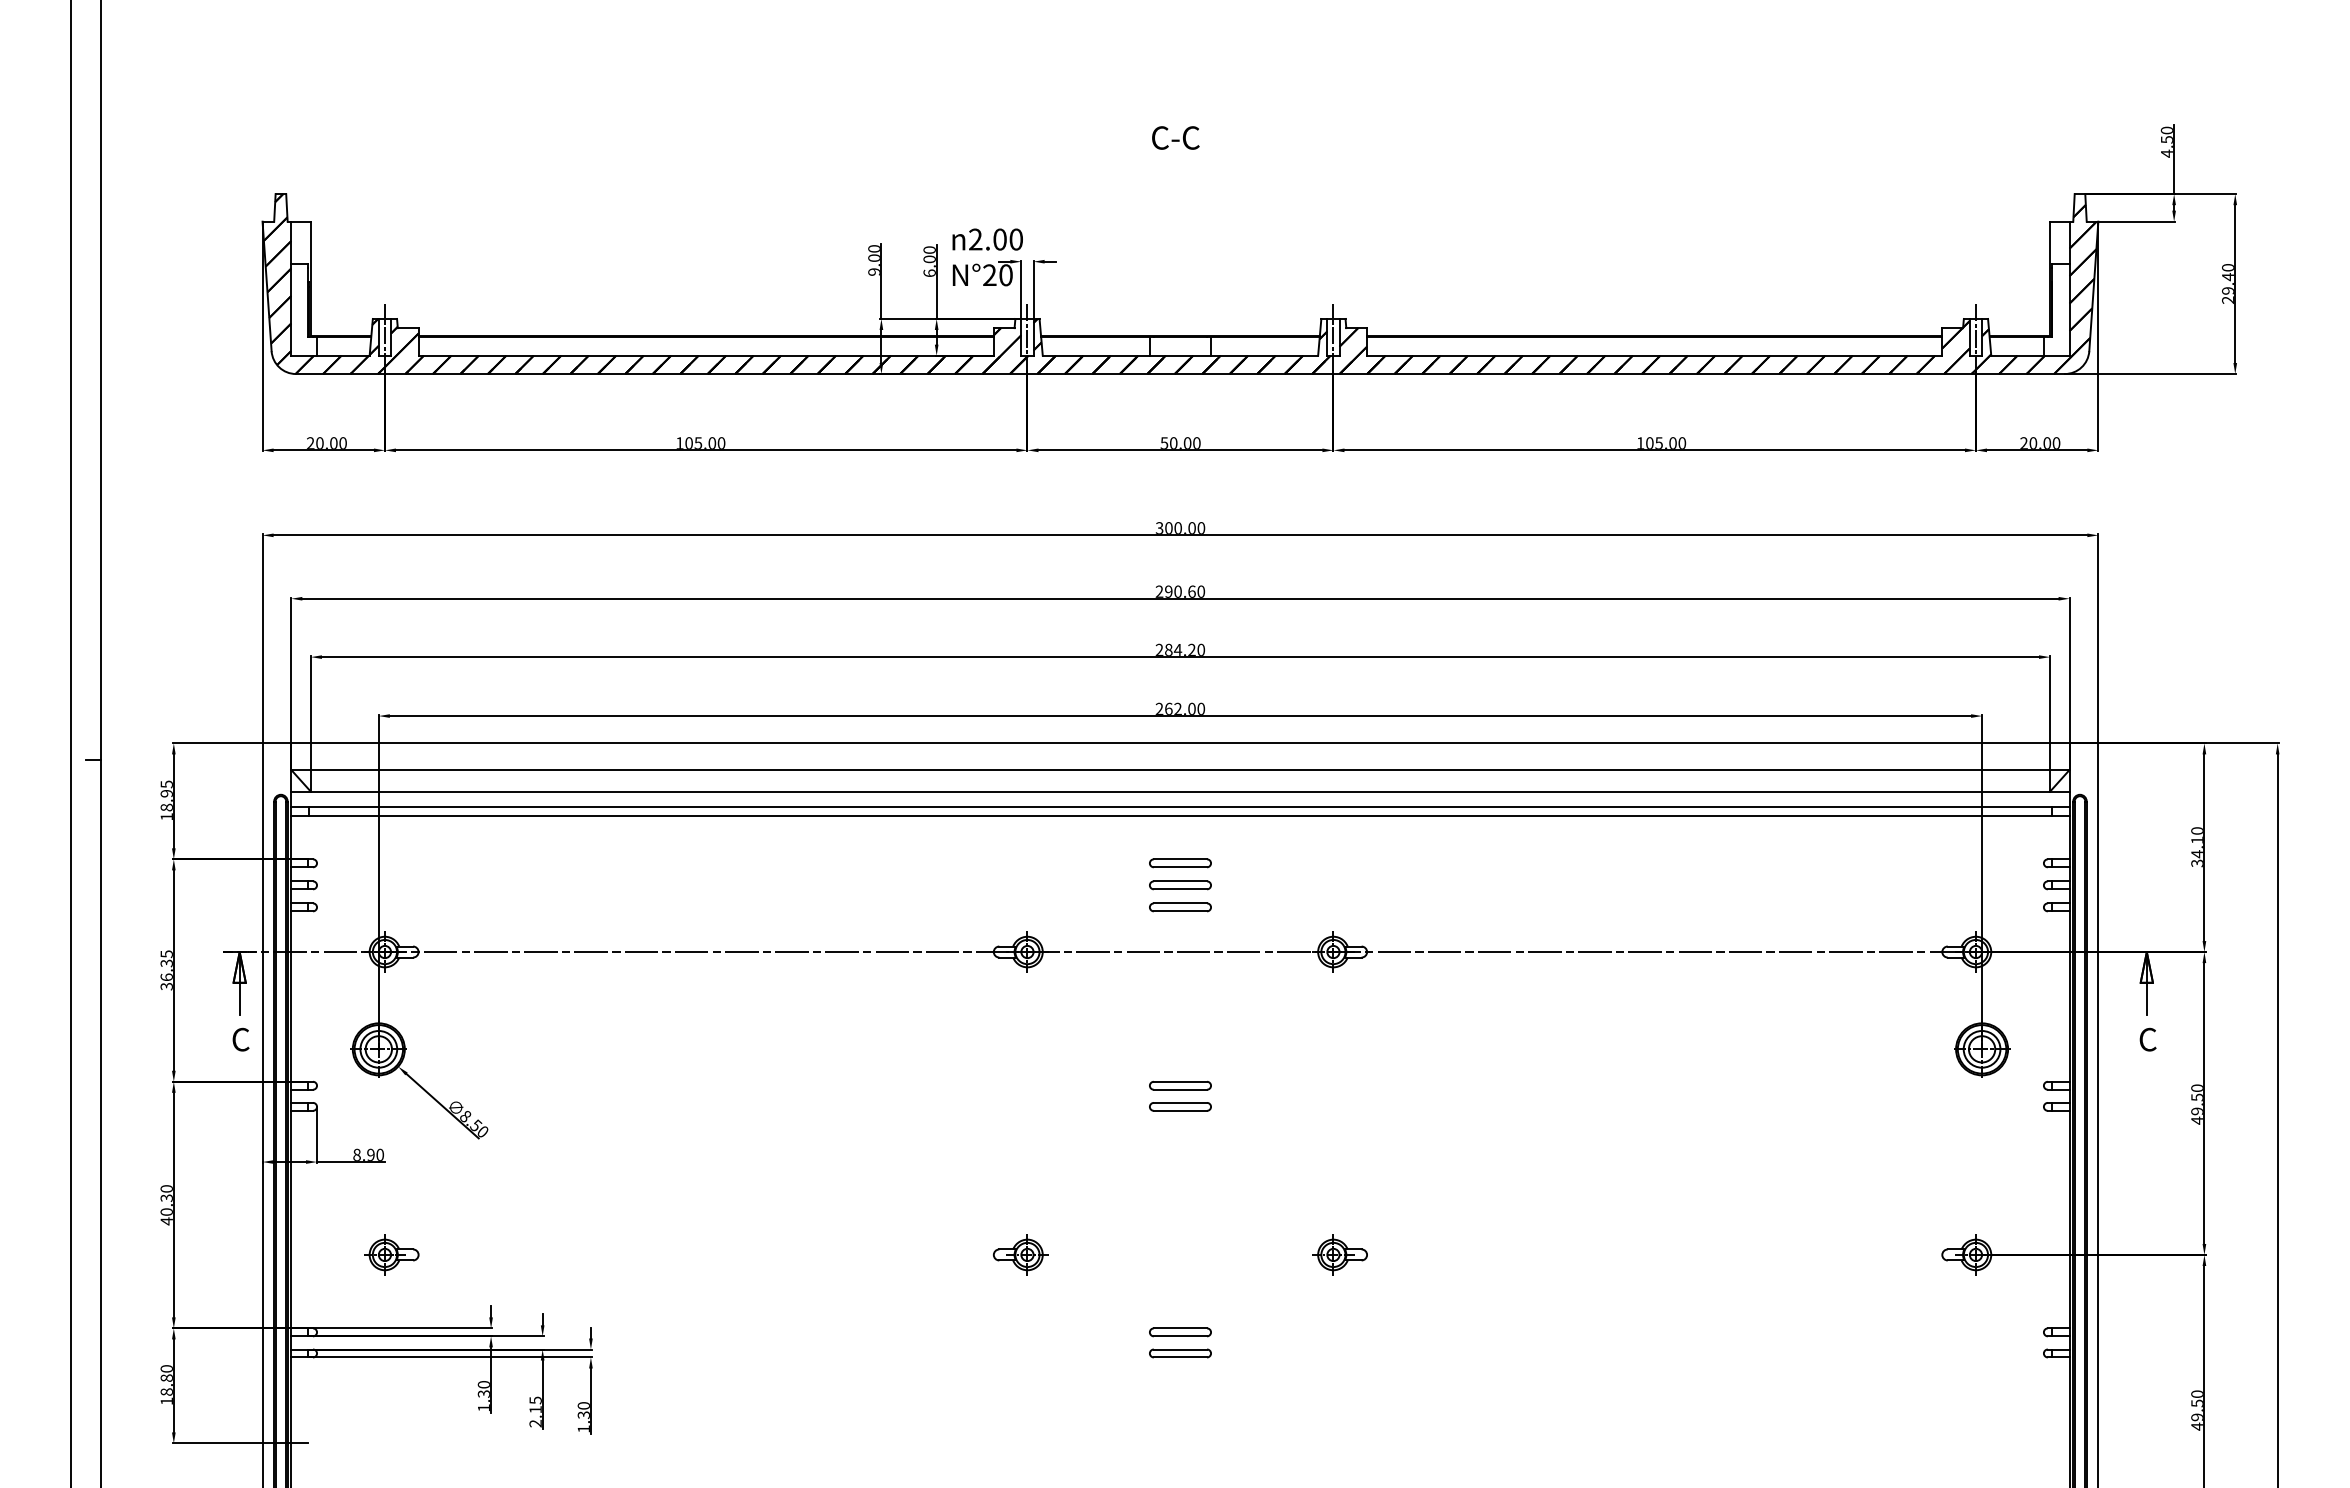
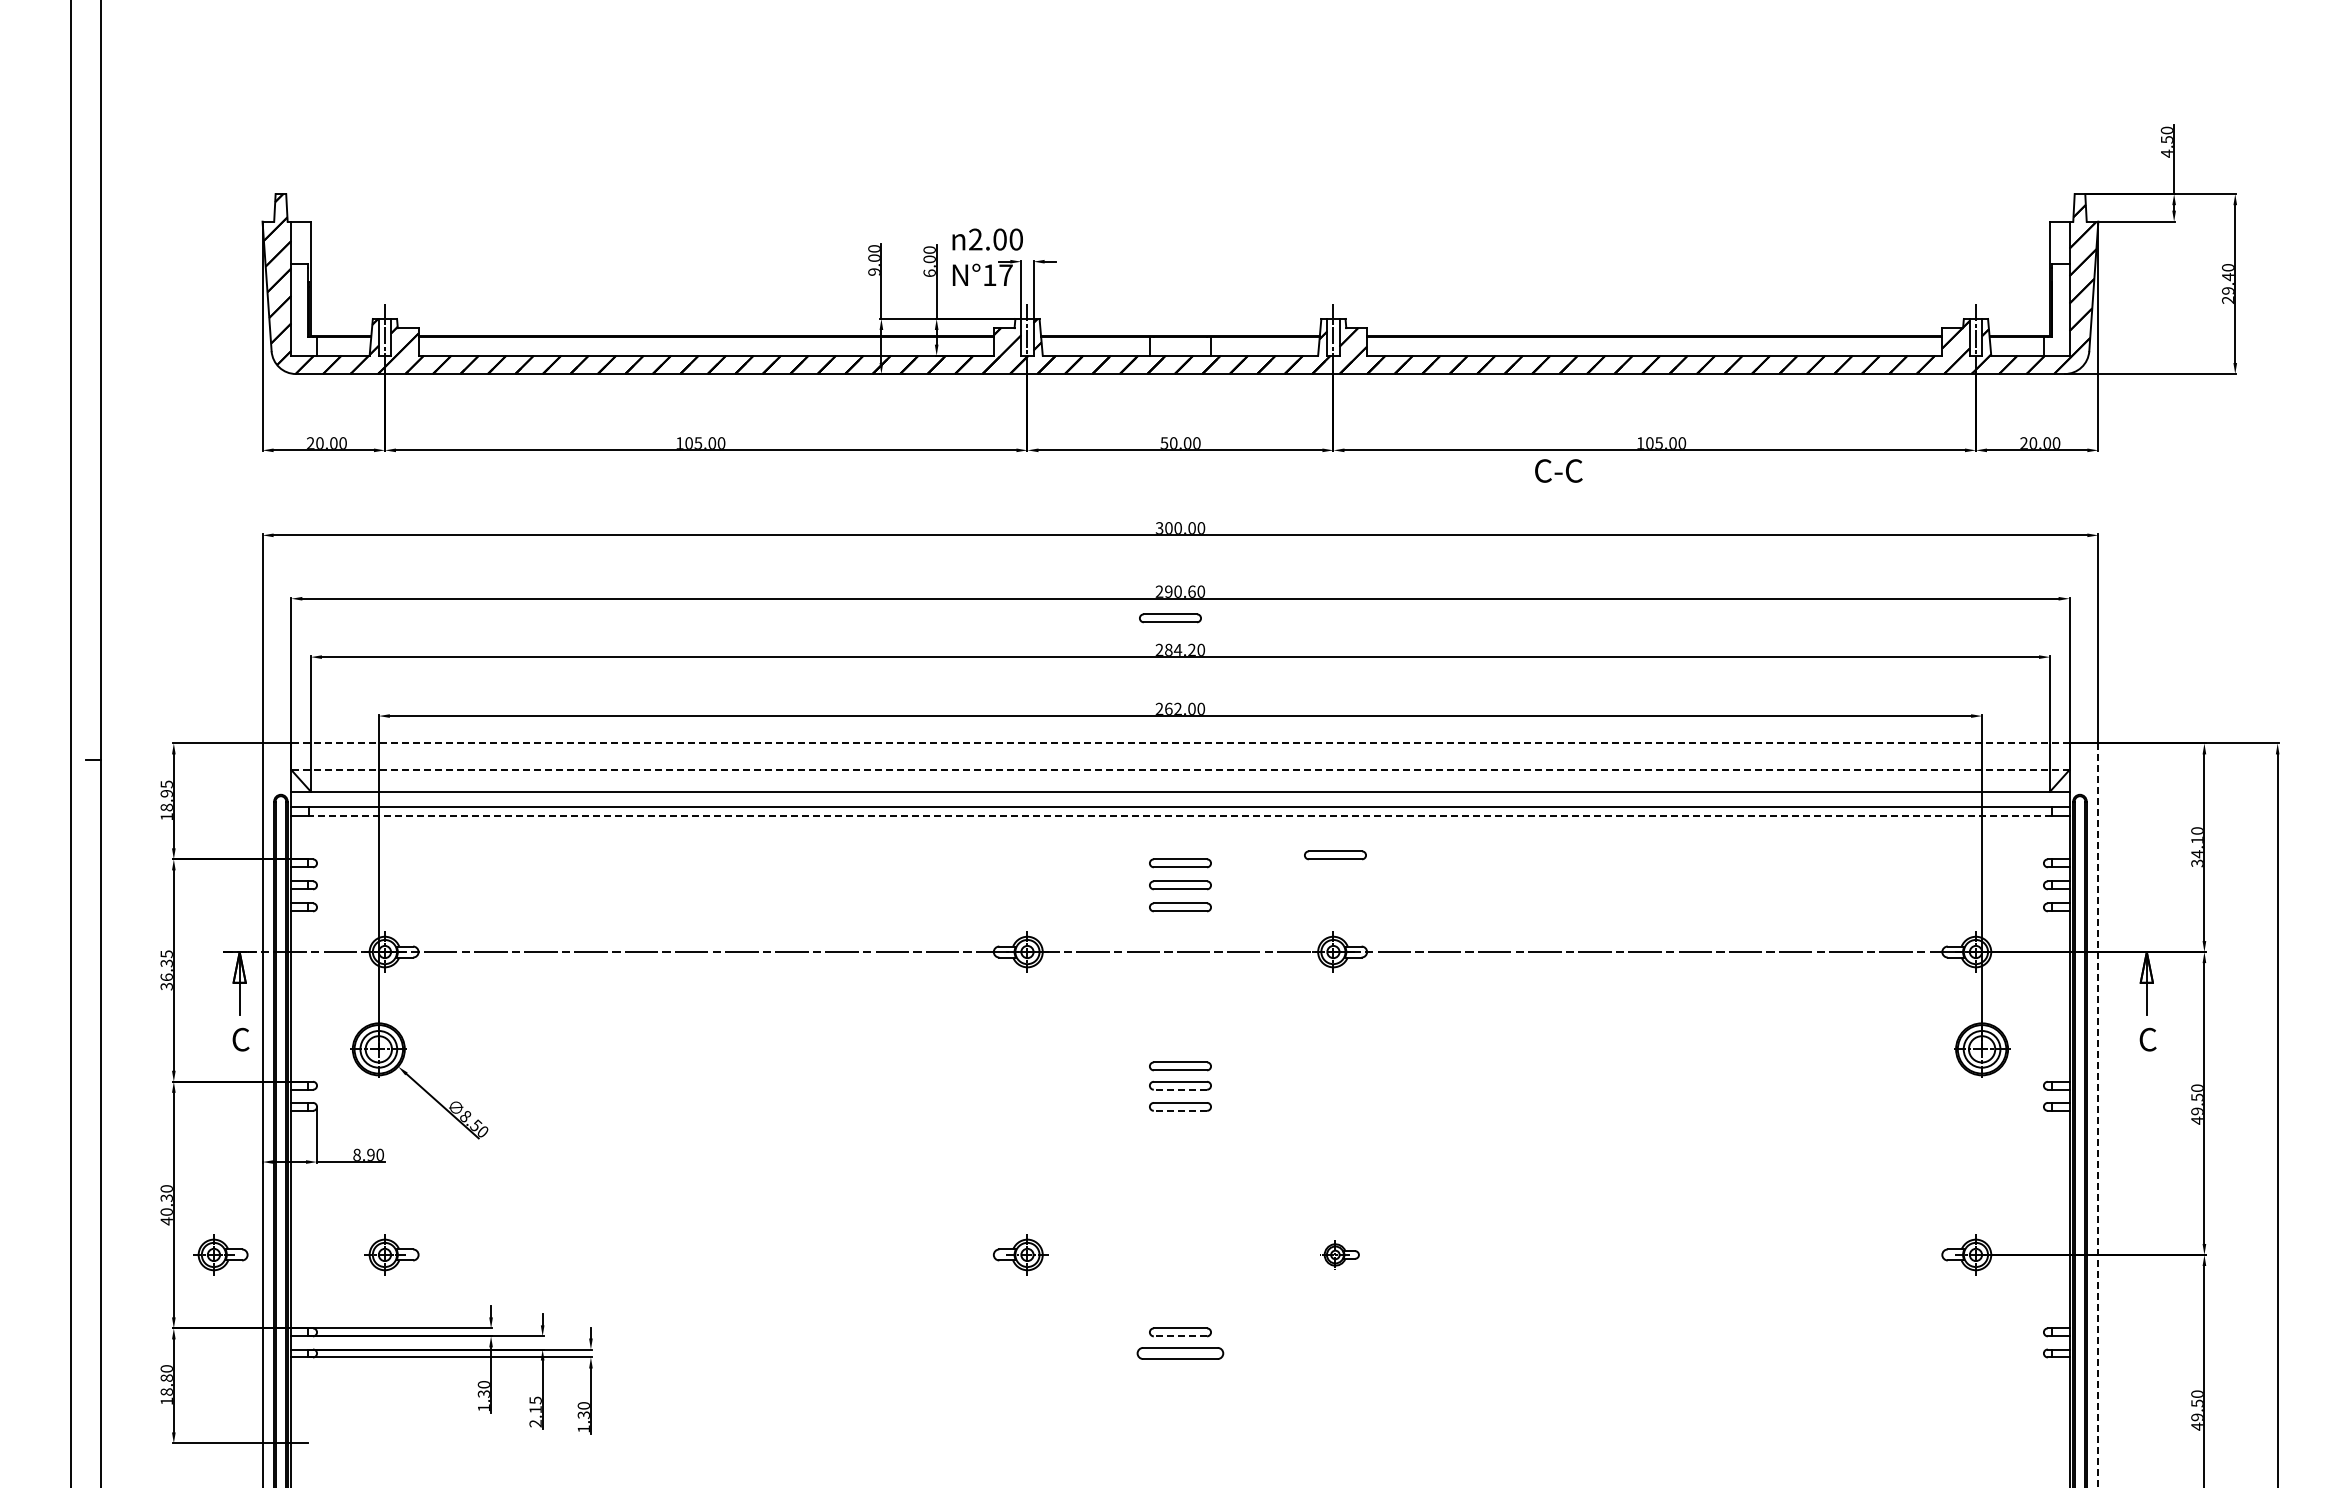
text position: (1175, 137) -> (1558, 470) (1558, 470)
text: N°20 -> N°17 (997, 275)
part: none -> present (1170, 618)
line: solid -> dashed (1179, 743)
line: solid -> dashed (1179, 769)
line: solid -> dashed (1179, 816)
part: none -> present (1335, 855)
part: none -> present (1180, 1066)
line: solid -> dashed (1180, 1089)
line: solid -> dashed (1180, 1110)
line: solid -> dashed (2098, 1115)
part: none -> present (220, 1254)
part size: 56x42 px -> 40x30 px (1339, 1254)
line: solid -> dashed (1180, 1336)
part size: 63x11 px -> 89x13 px (1180, 1353)
